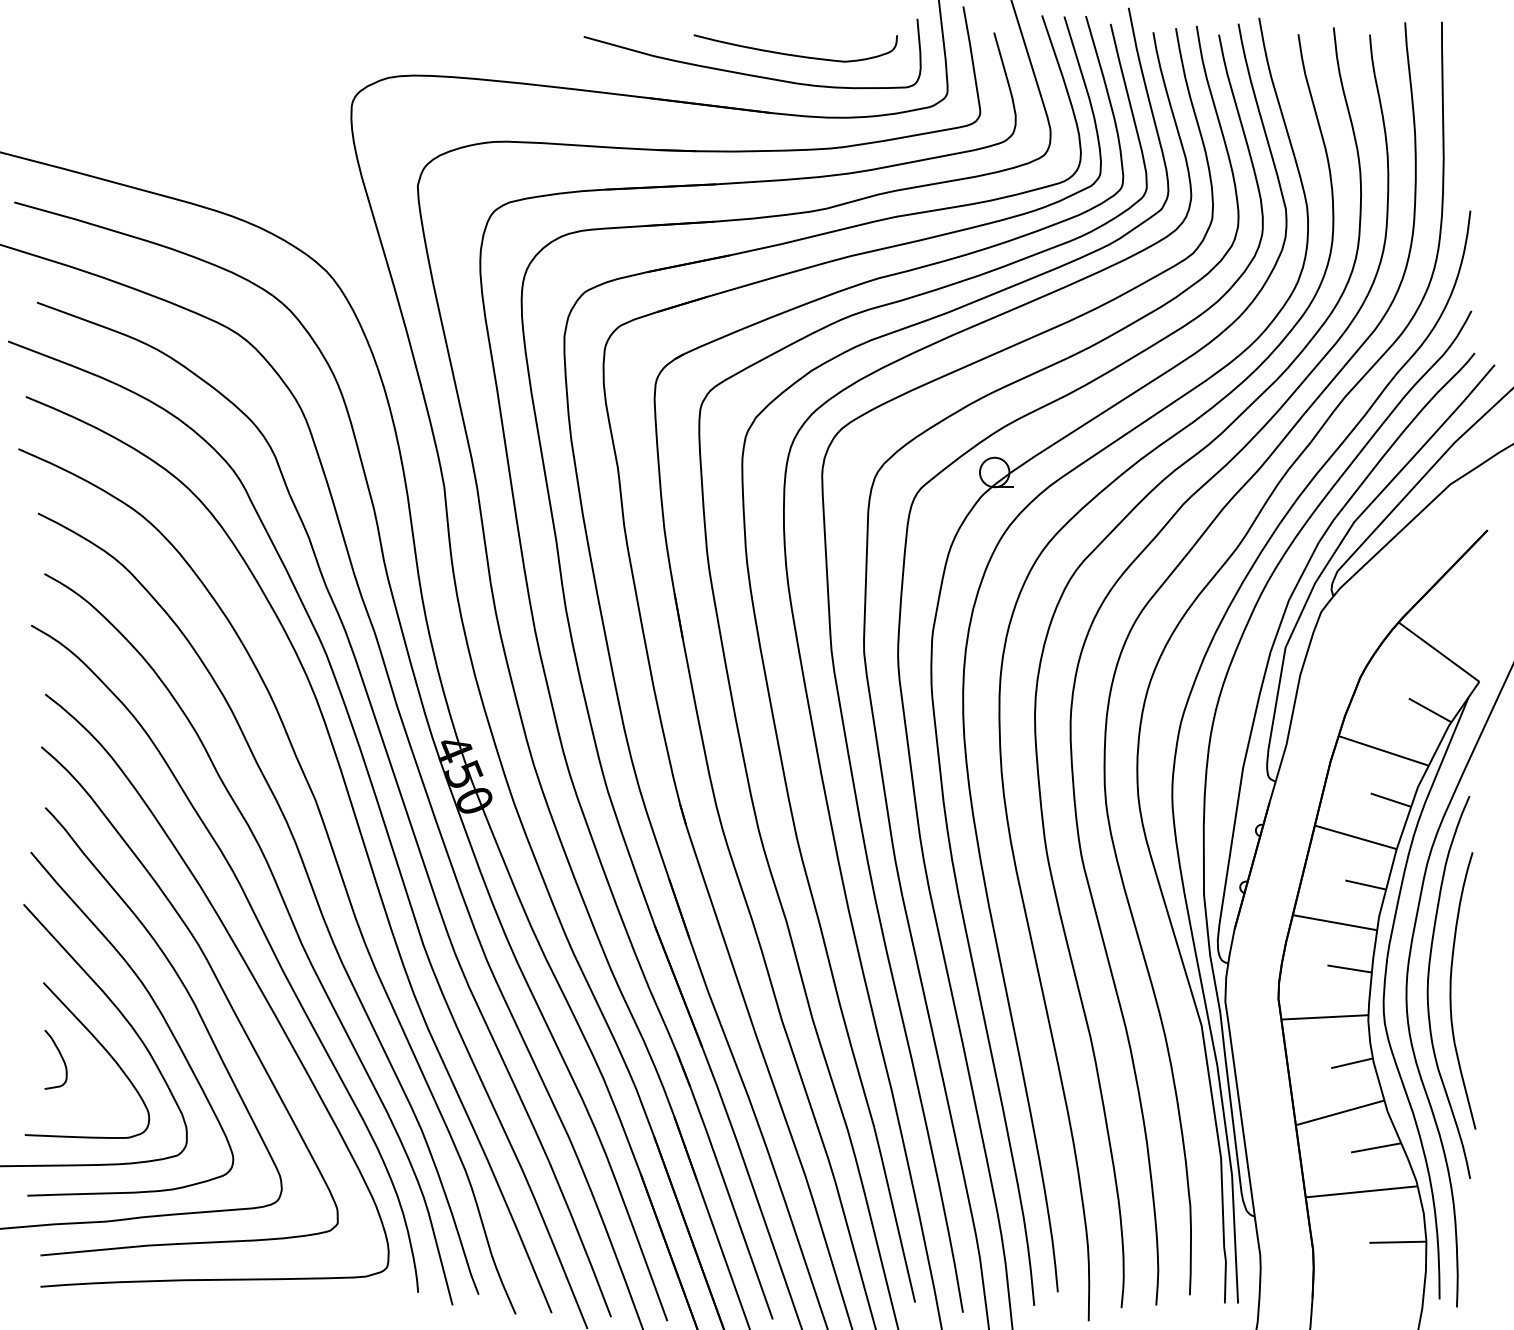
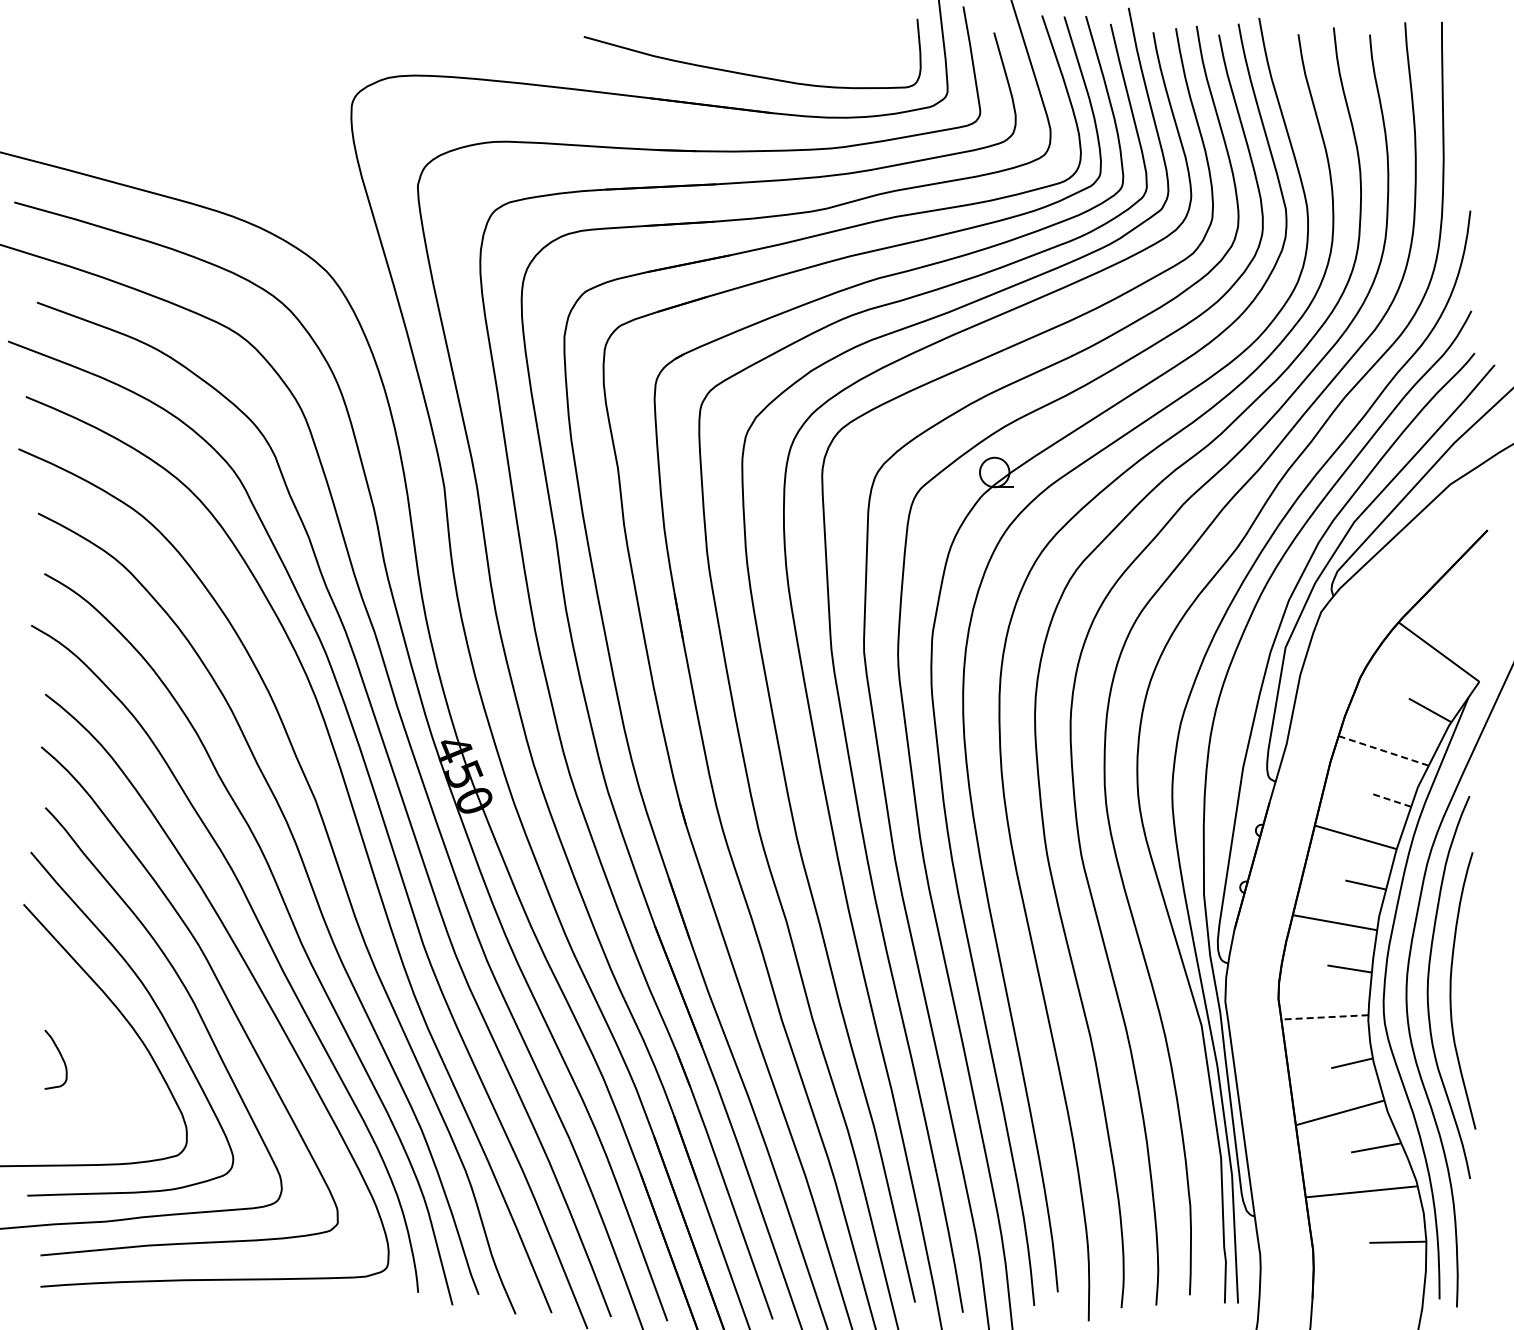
curve: present -> none (795, 54)
line: solid -> dashed (1383, 750)
line: solid -> dashed (1390, 800)
line: solid -> dashed (1324, 1017)
curve: present -> none (100, 1045)
